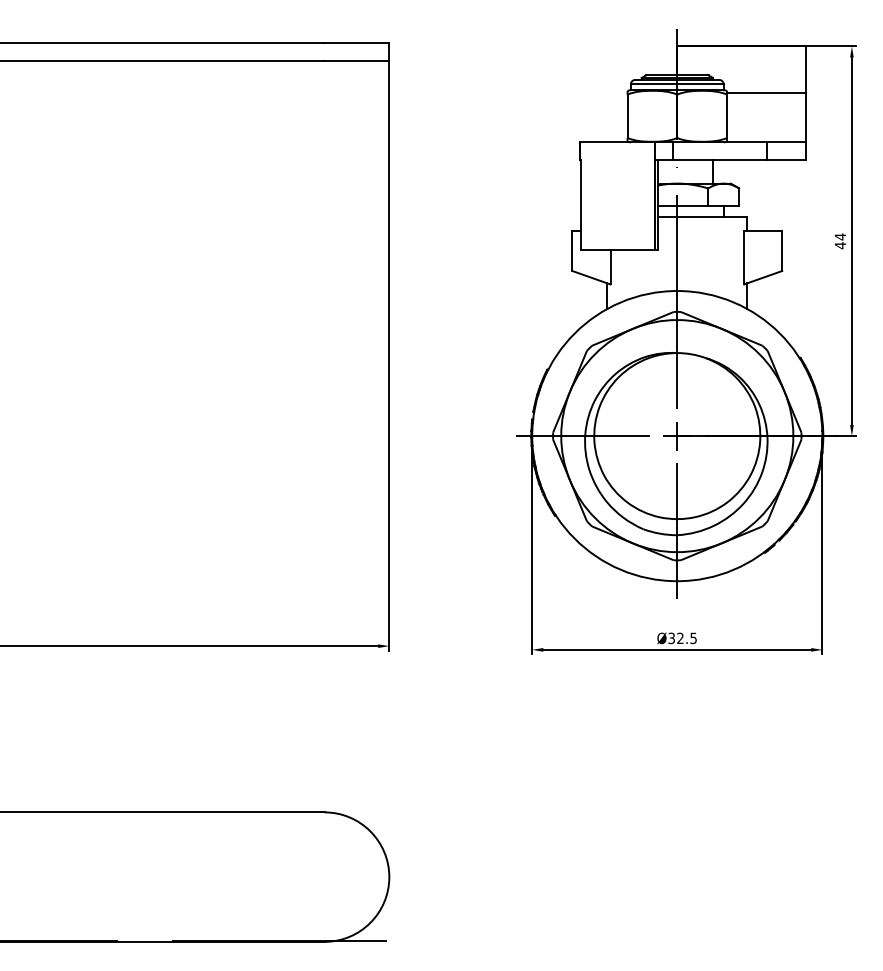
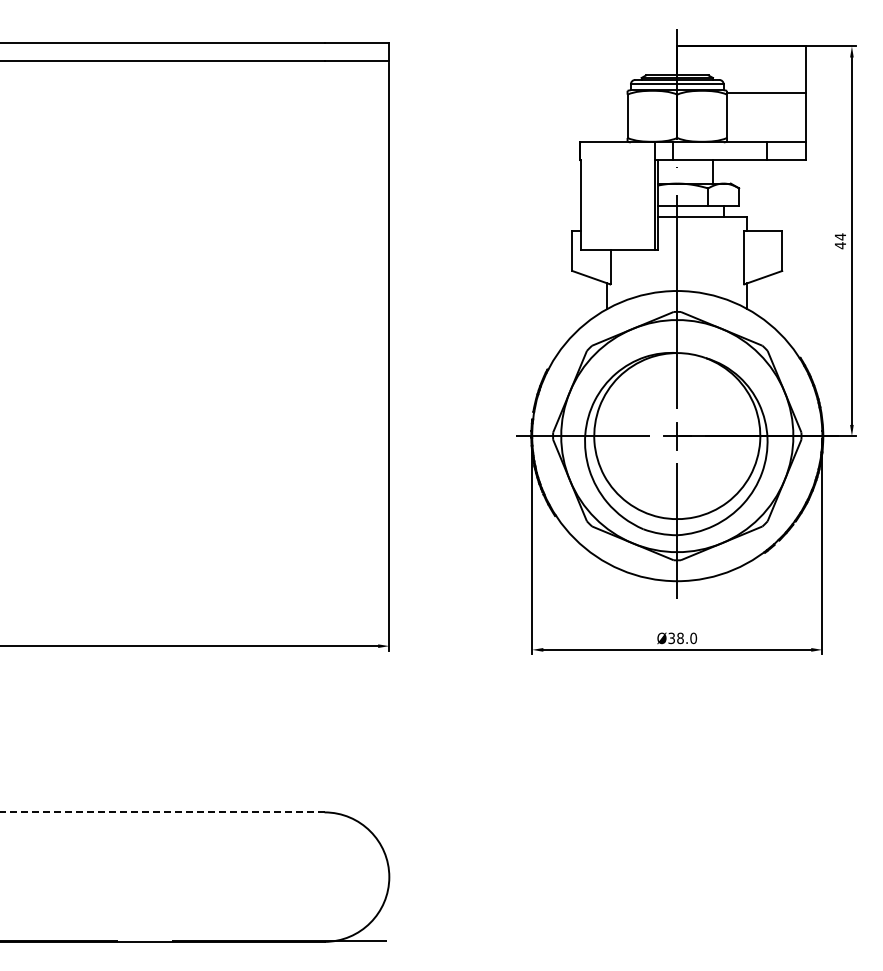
text: Ø32.5 -> Ø38.0 (687, 638)
line: solid -> dashed (162, 812)
